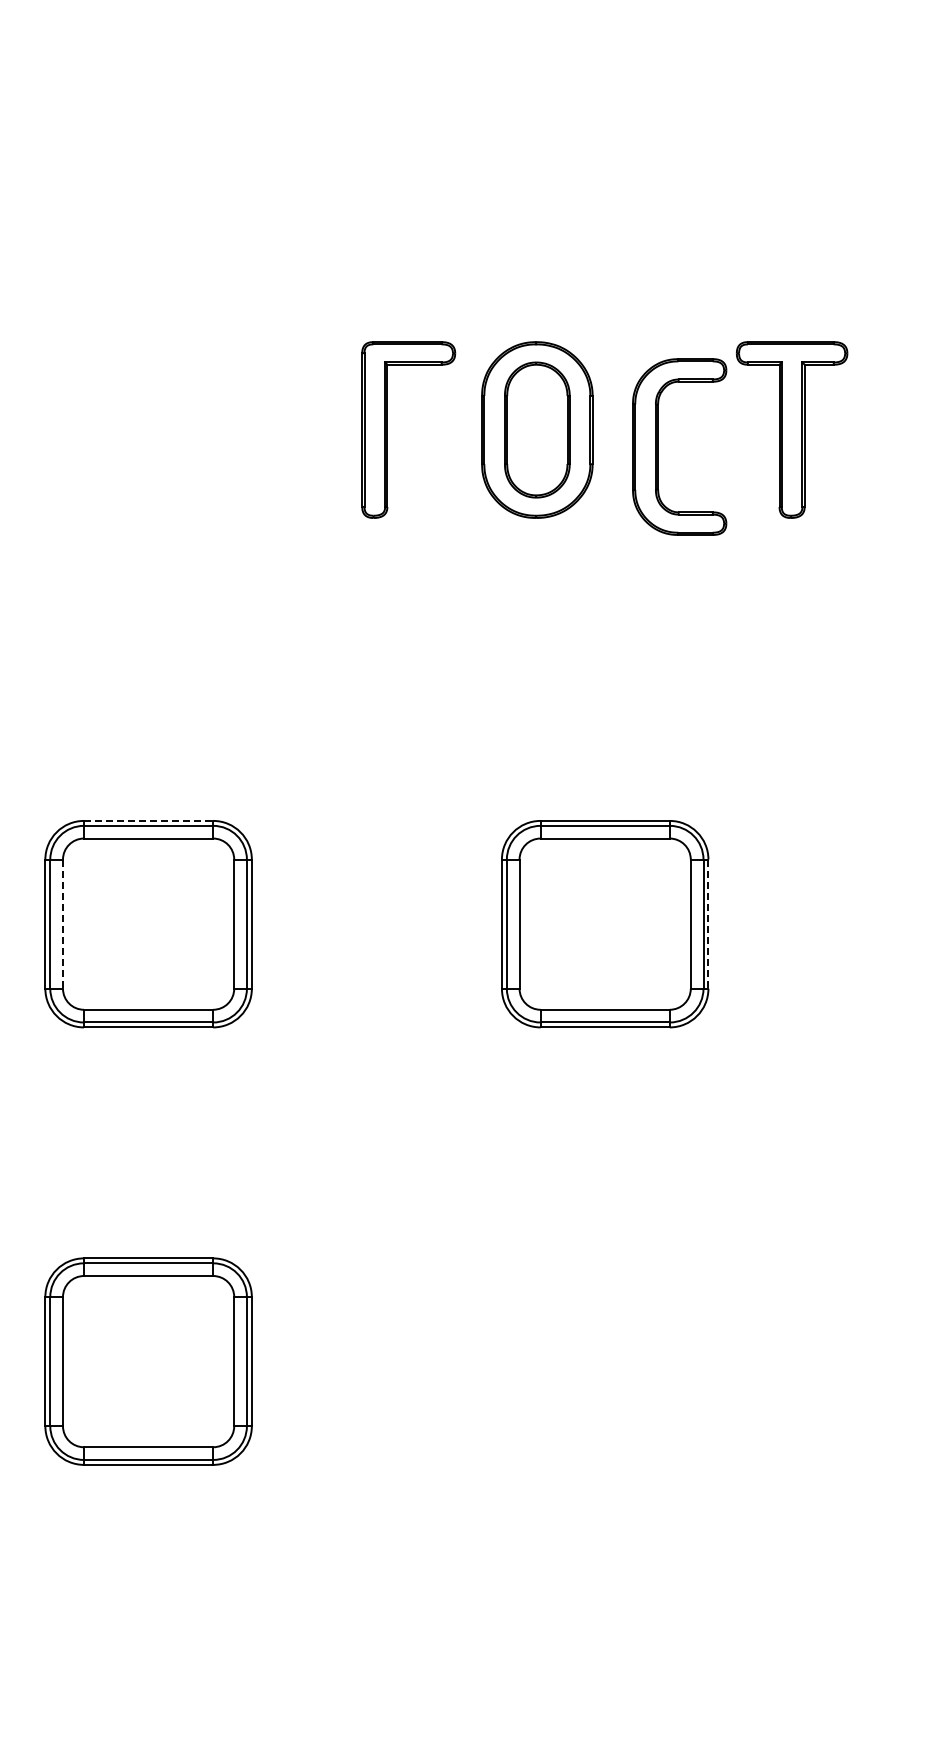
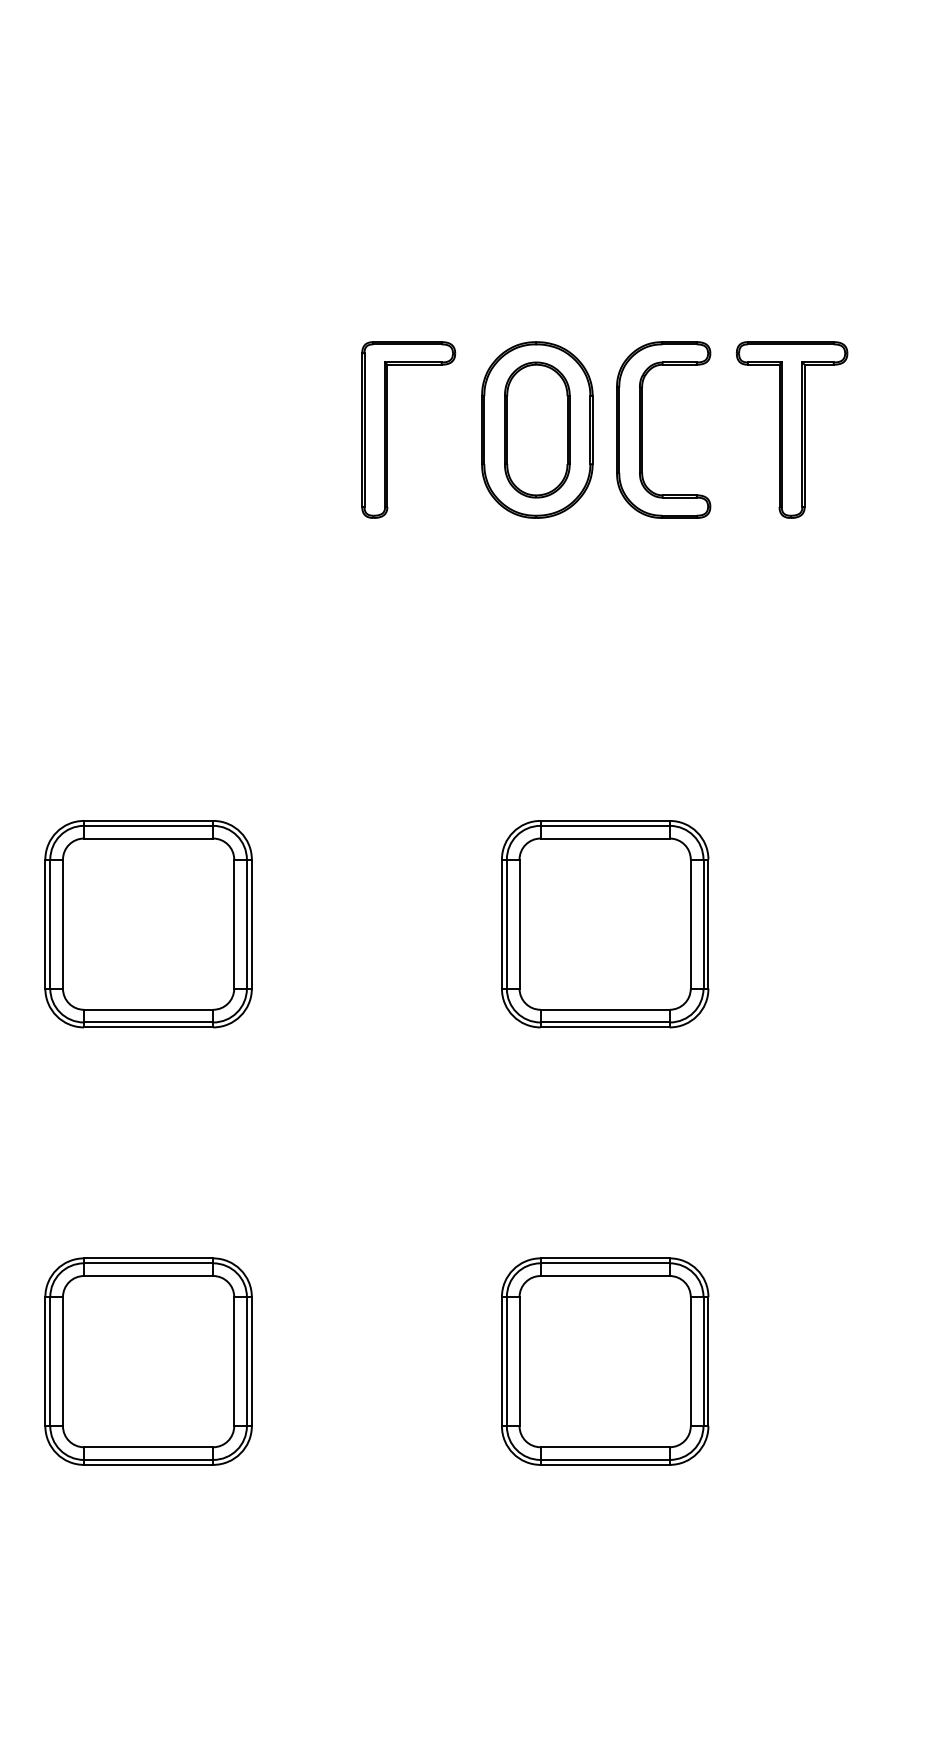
part position: (658, 446) -> (642, 429) (642, 429)
line: dashed -> solid (148, 820)
line: dashed -> solid (63, 924)
line: dashed -> solid (708, 924)
part: none -> present (605, 1361)
